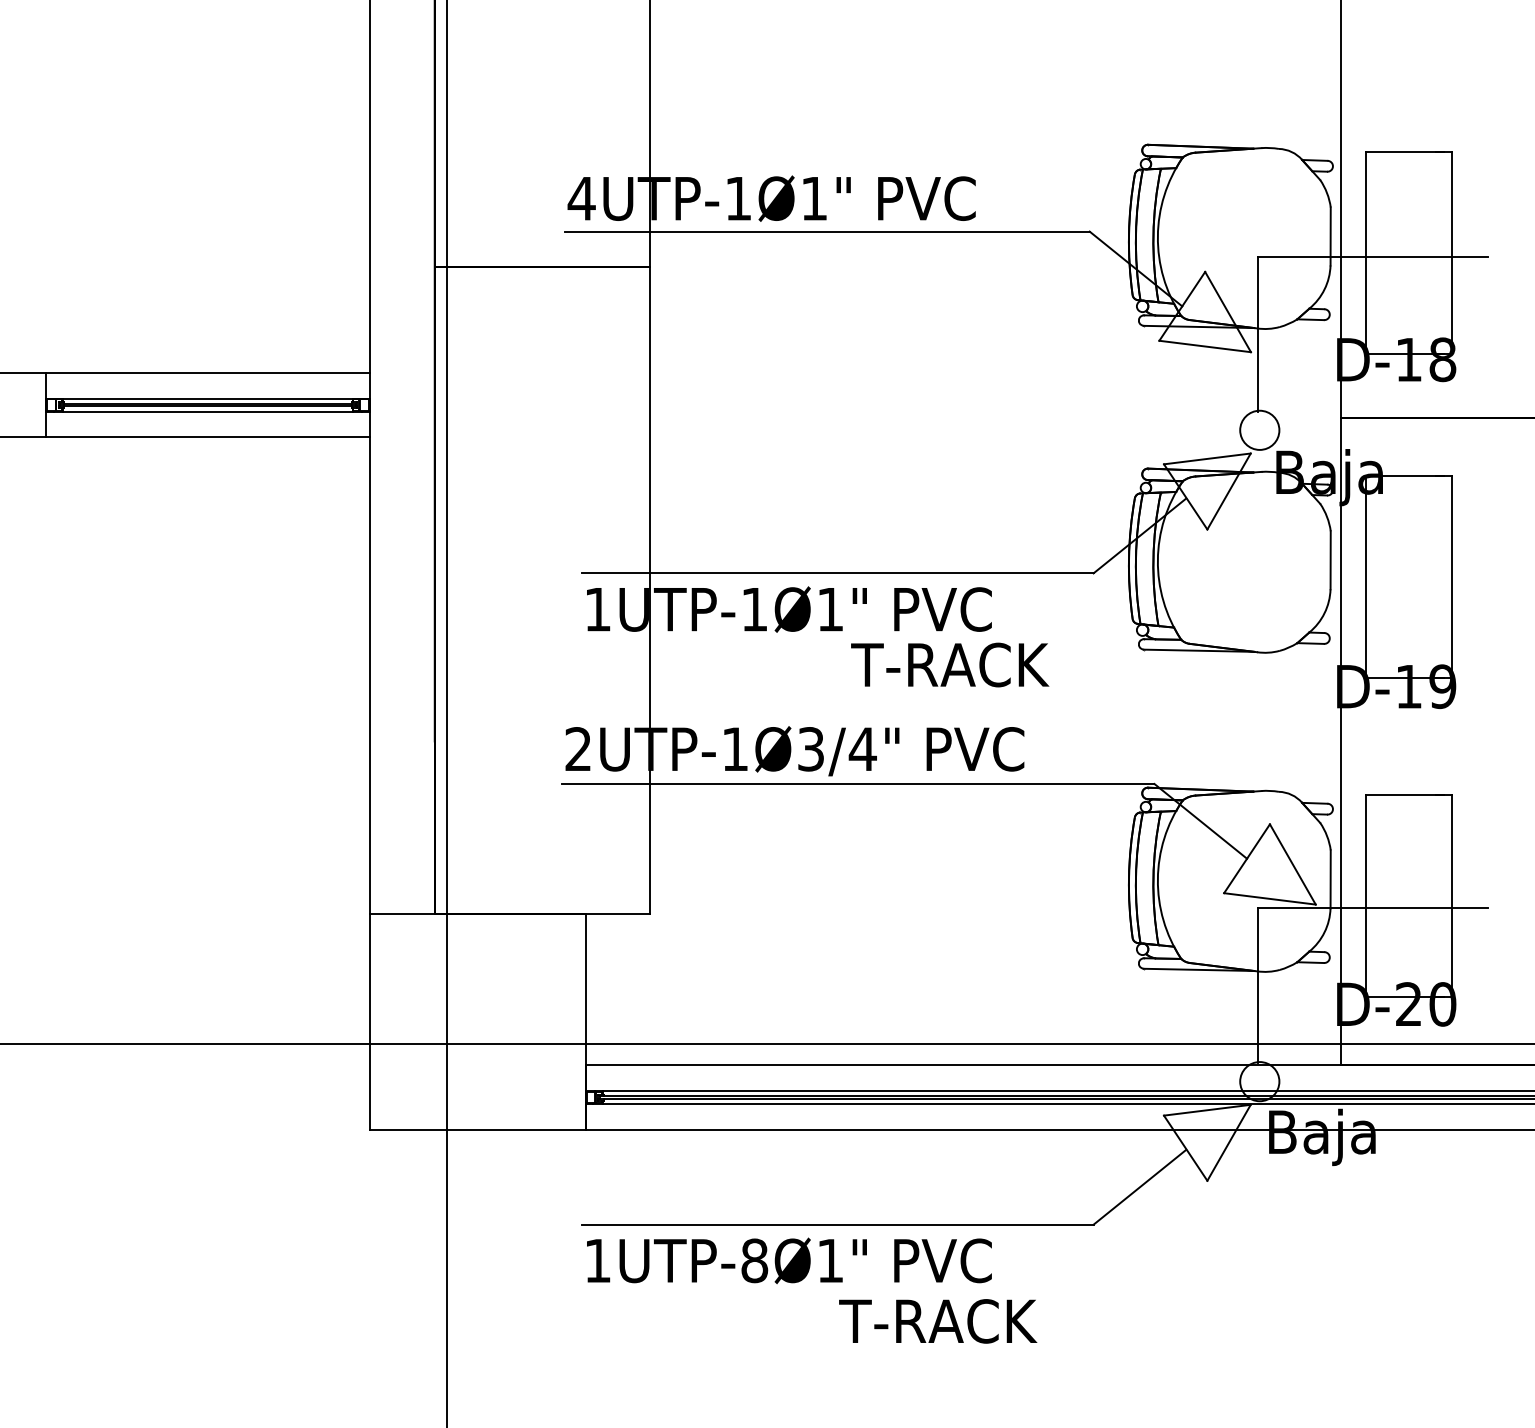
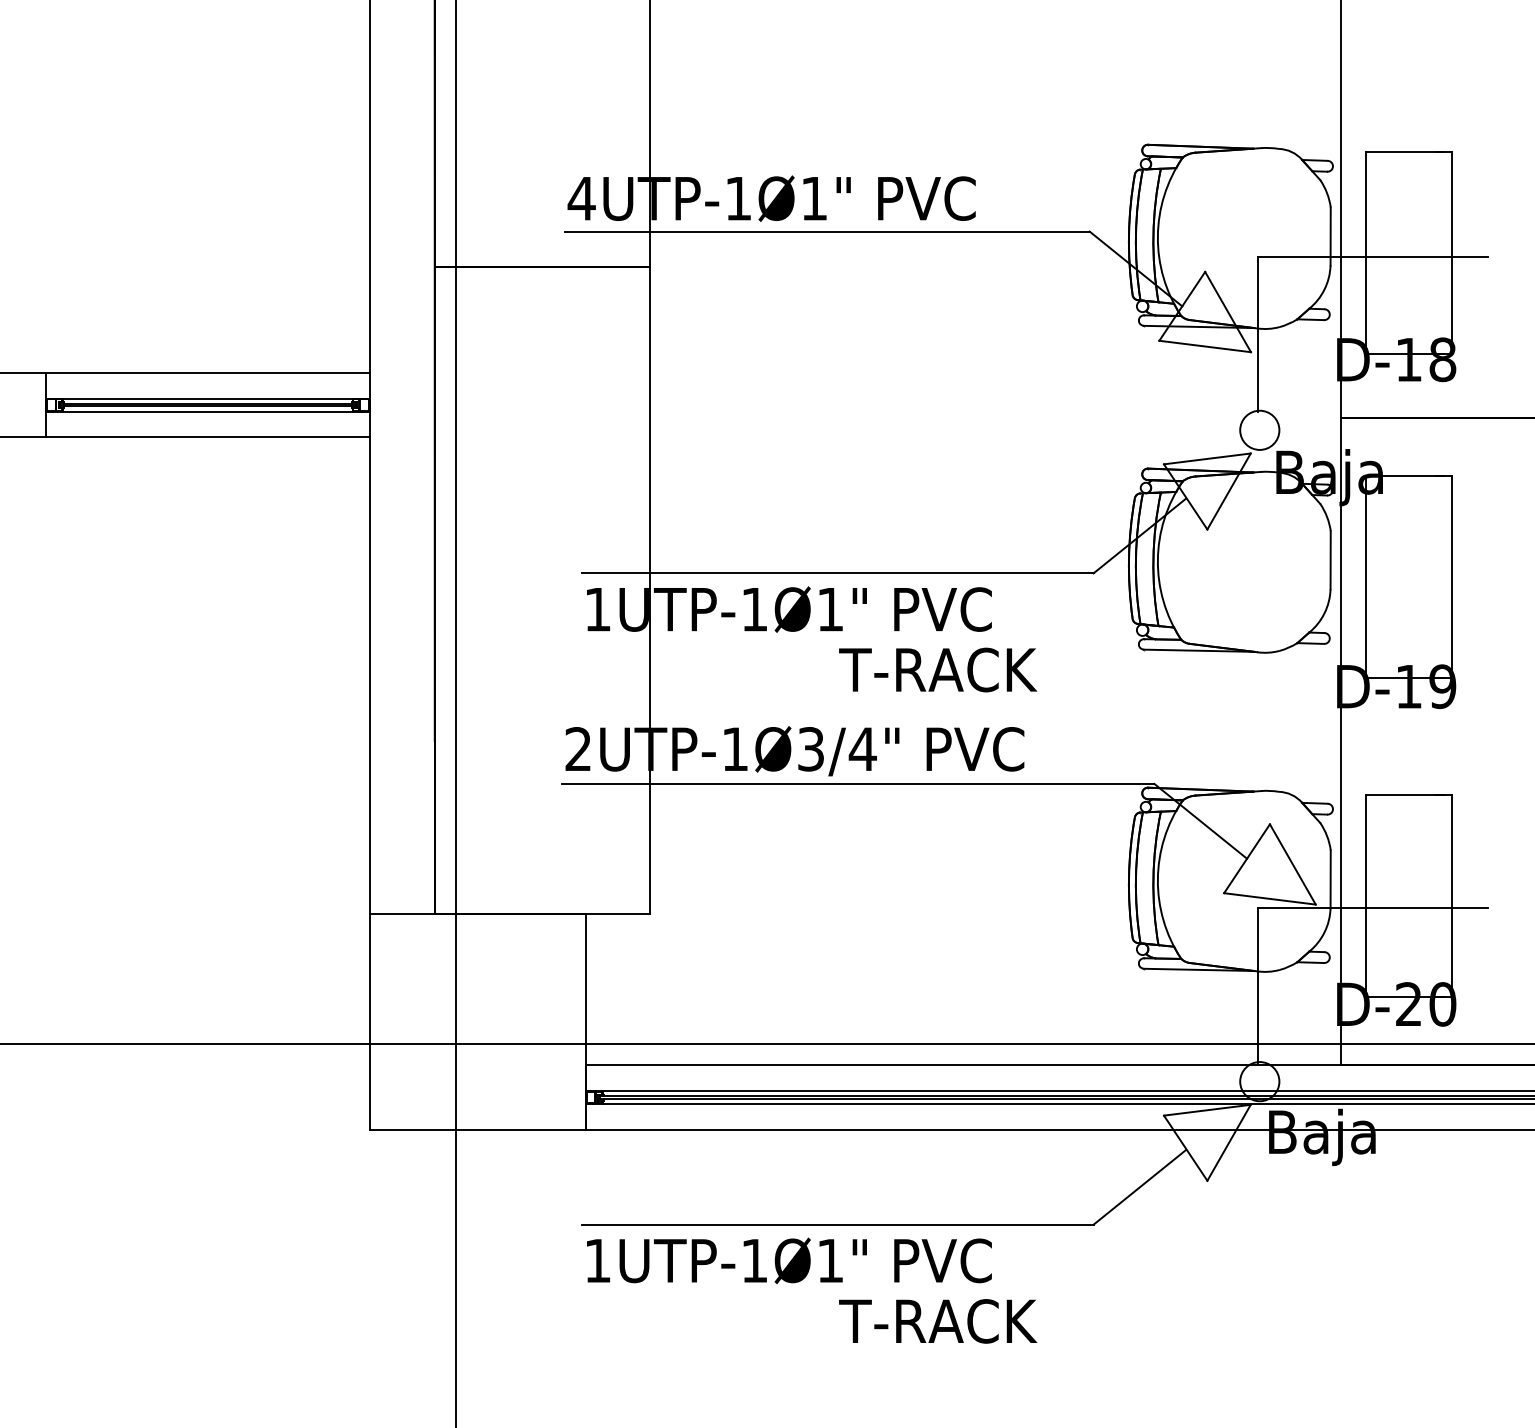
text position: (950, 664) -> (938, 669) (938, 669)
line position: (447, 713) -> (456, 713) (456, 713)
text: 1UTP-8Ø1" -> 1UTP-1Ø1" (754, 1260)
